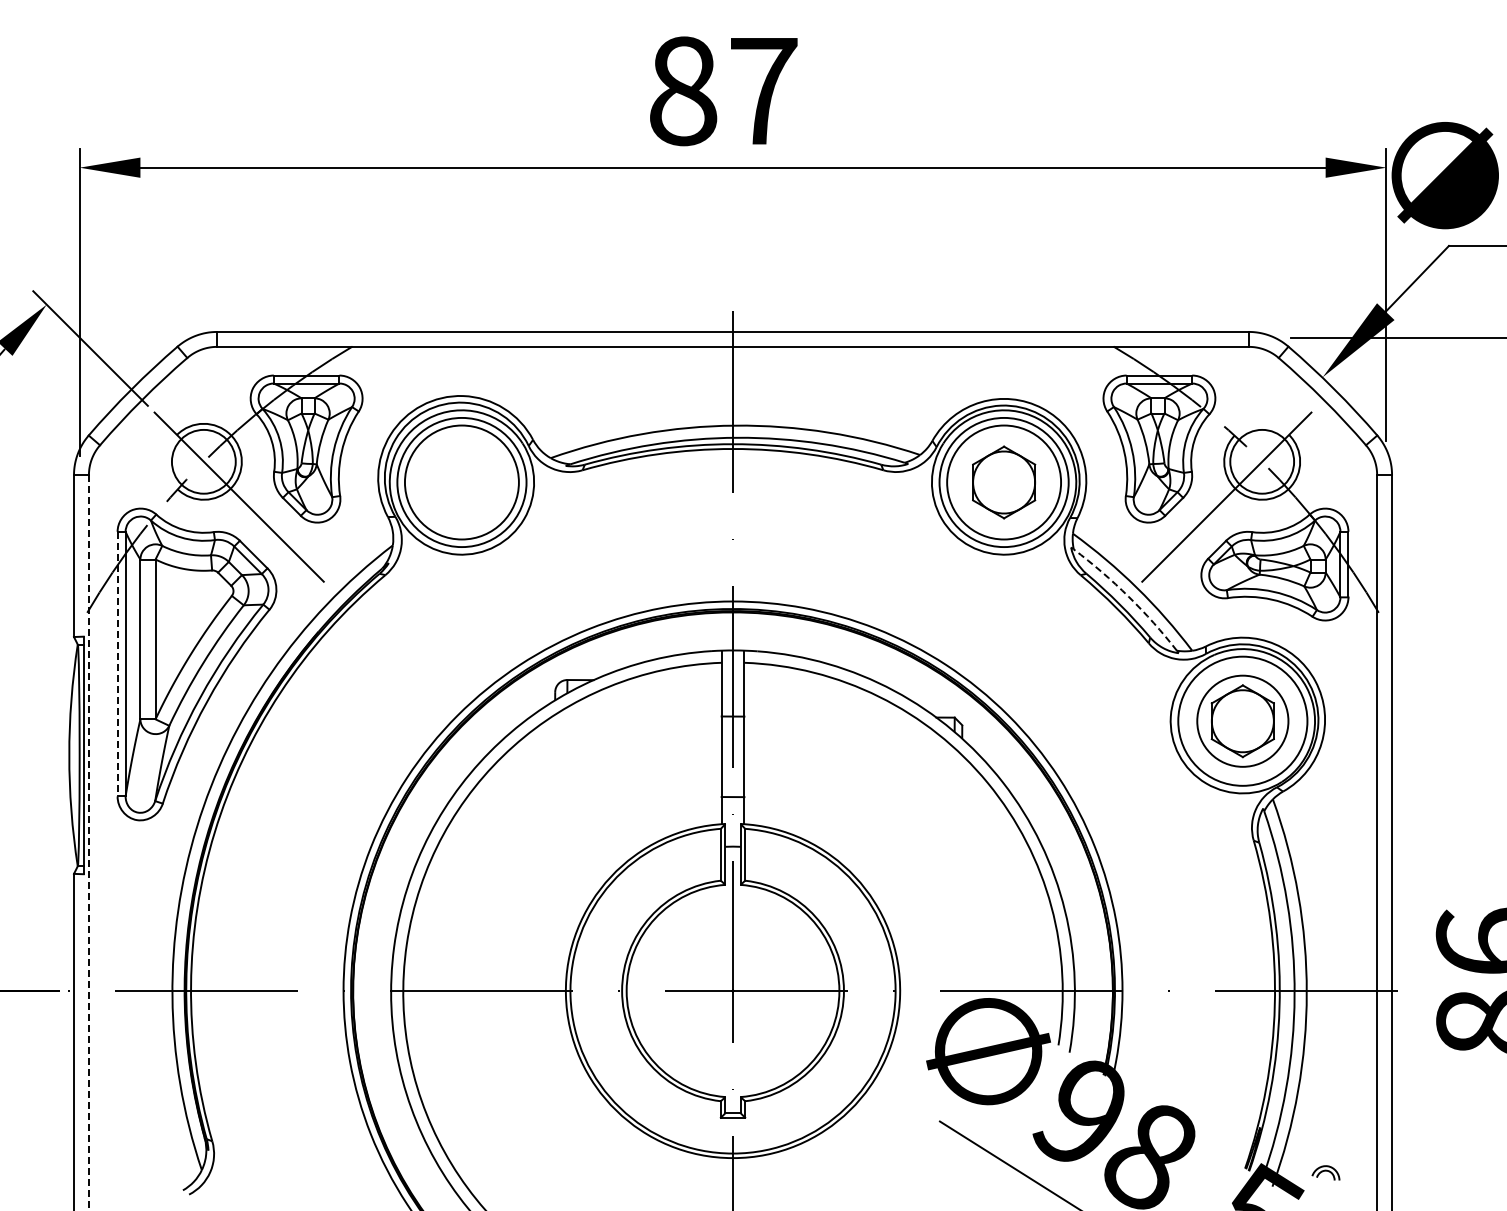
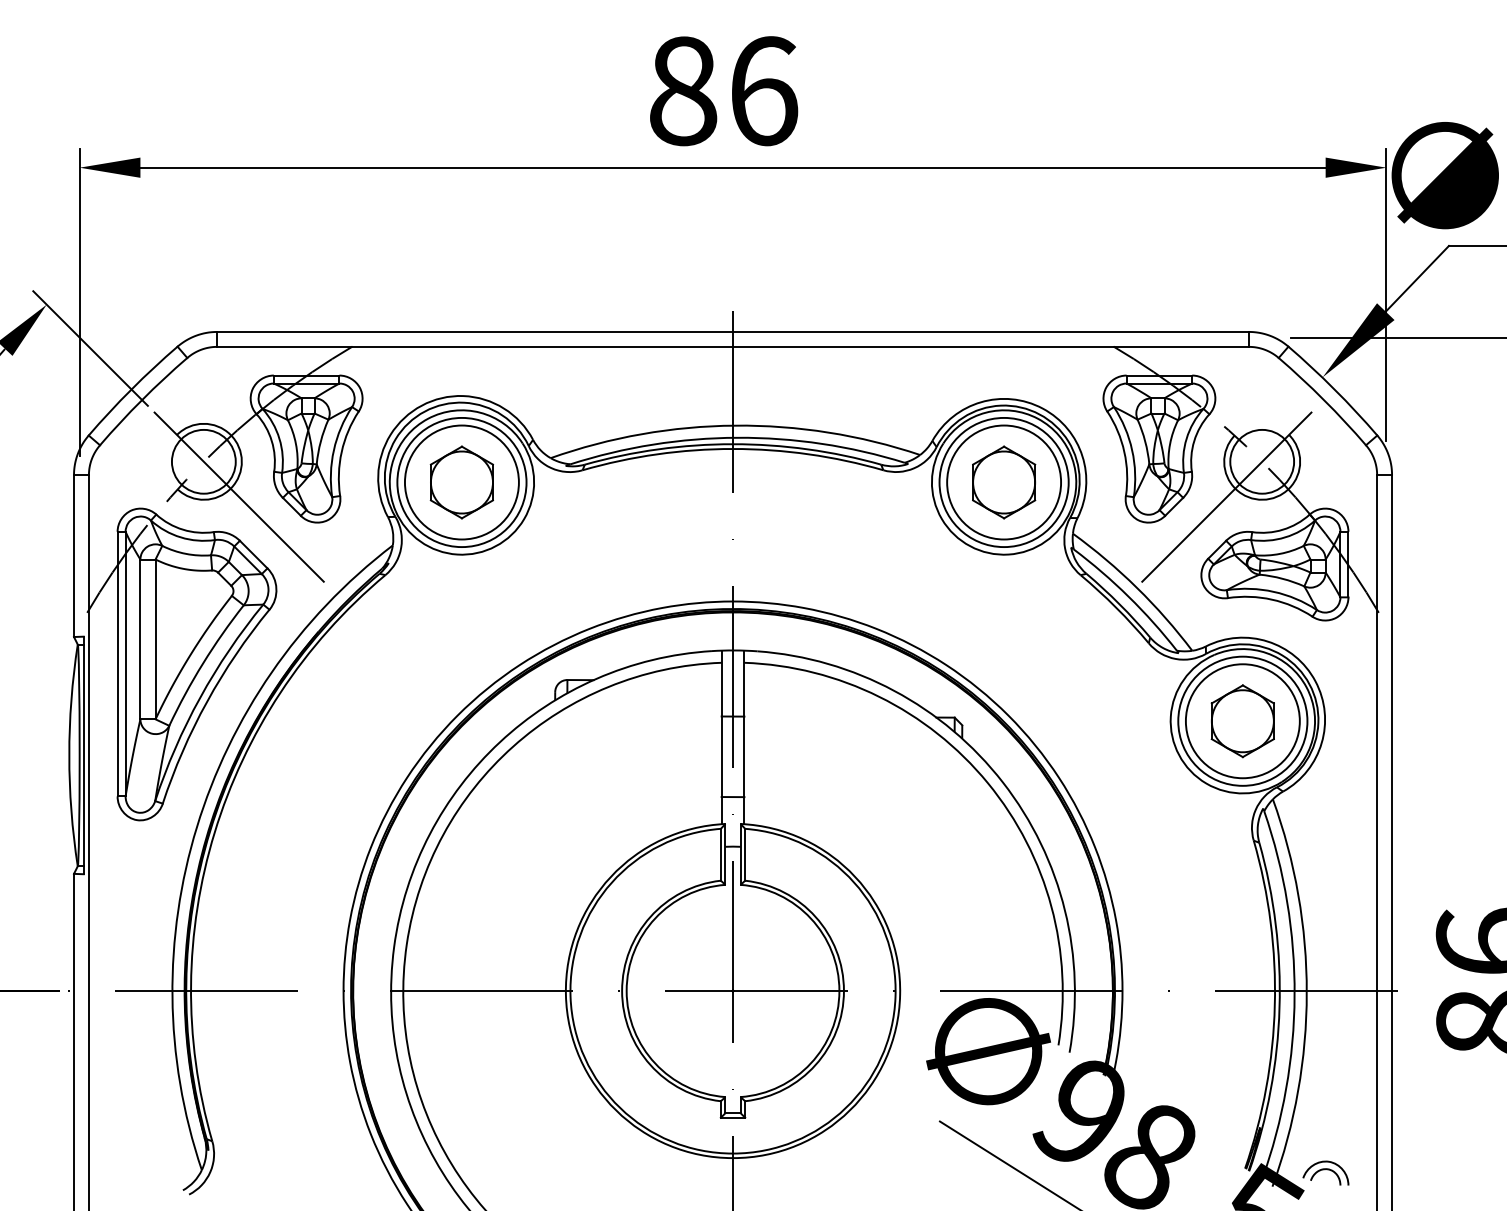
text: 87 -> 86 (764, 91)
part: none -> present (461, 482)
arc: dashed -> solid (1128, 596)
line: dashed -> solid (117, 664)
circle diameter: 91 px -> 114 px (1242, 721)
line: dashed -> solid (88, 843)
part size: 30x16 px -> 48x26 px (1325, 1172)
